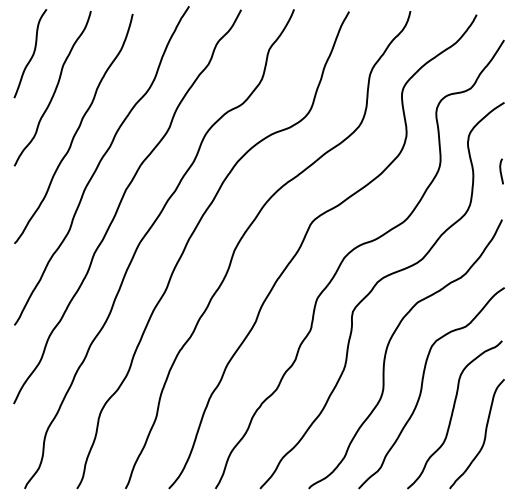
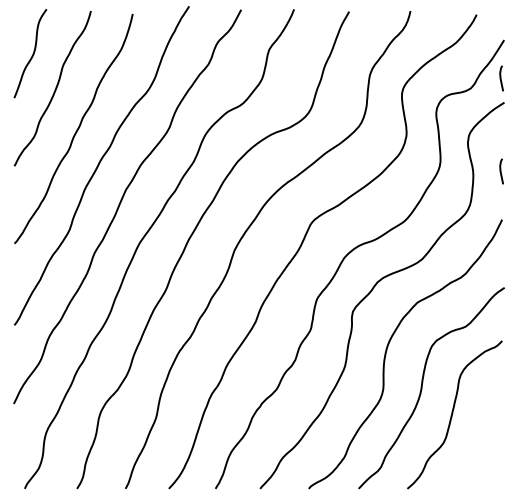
curve: none -> present (501, 78)
curve: present -> none (484, 434)
